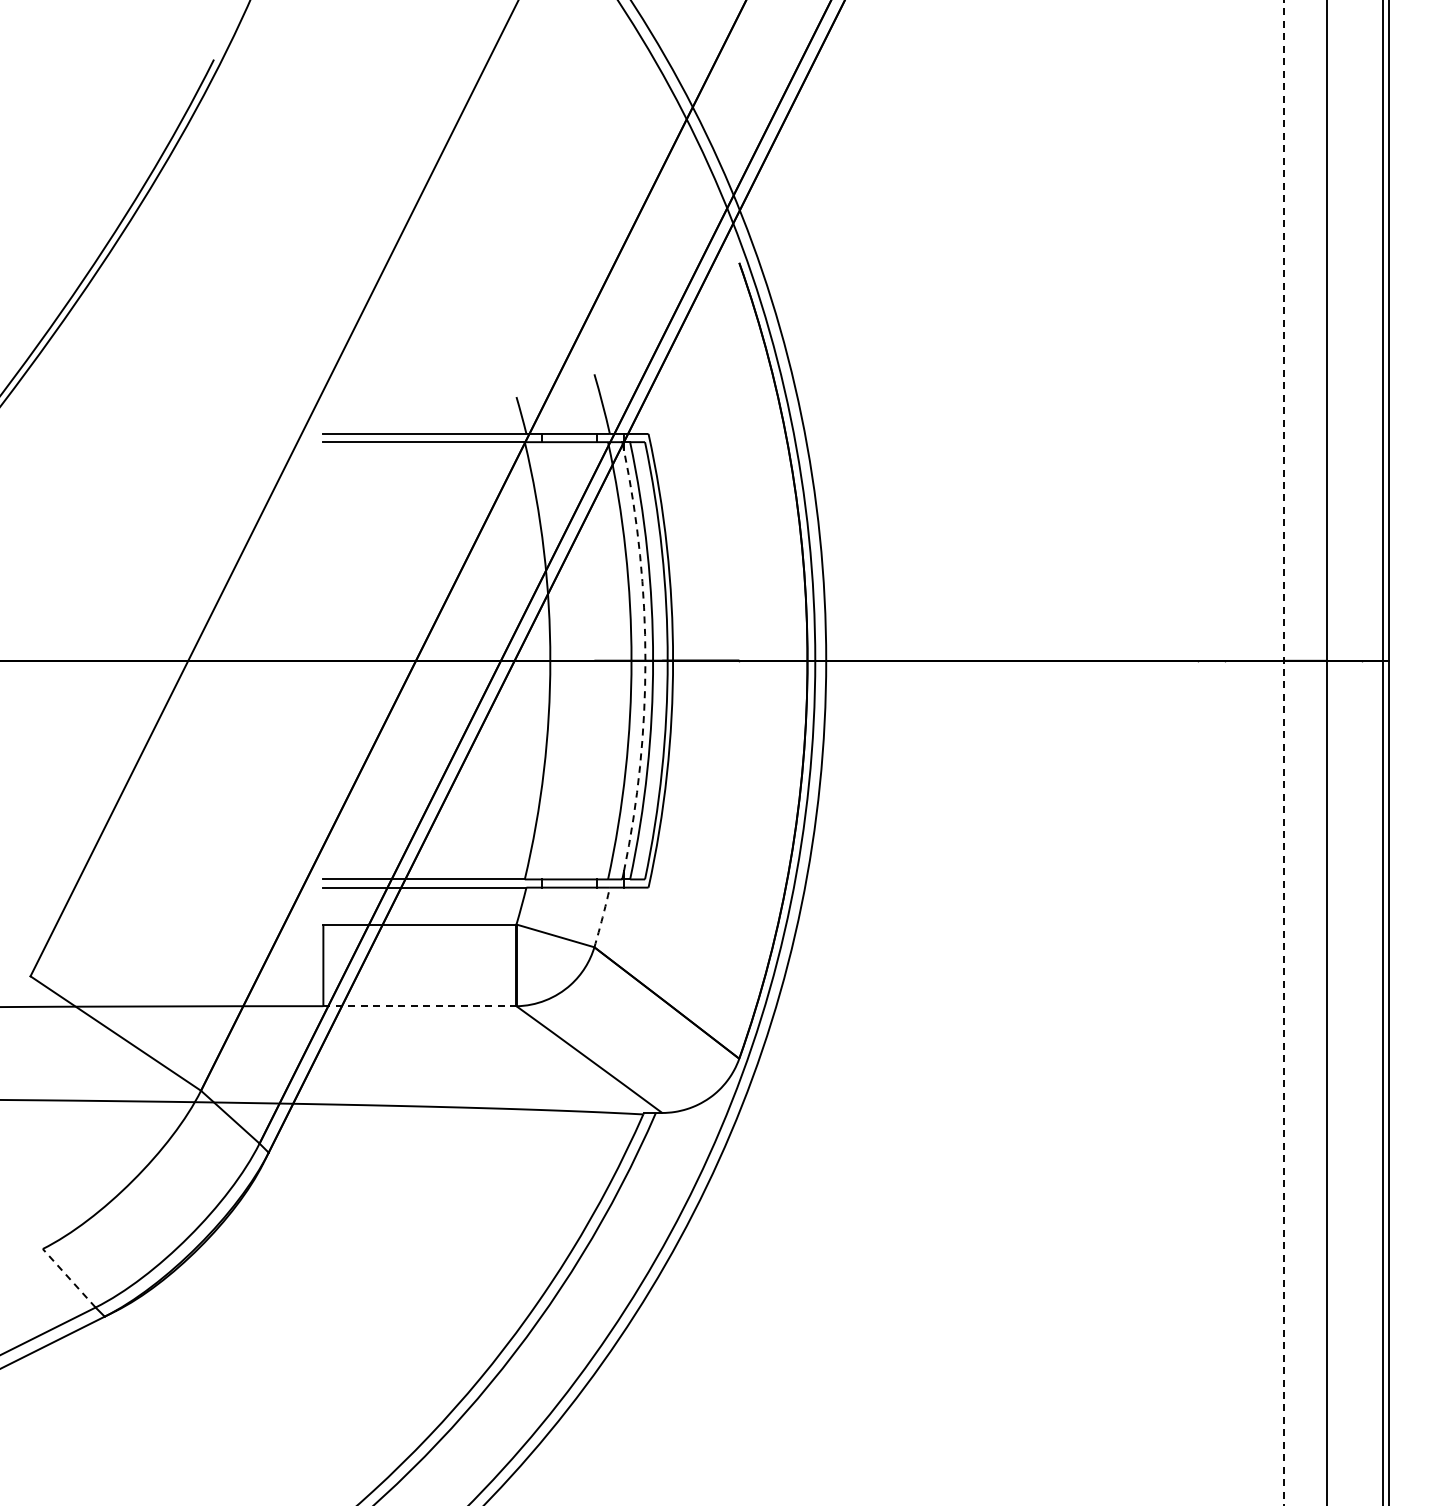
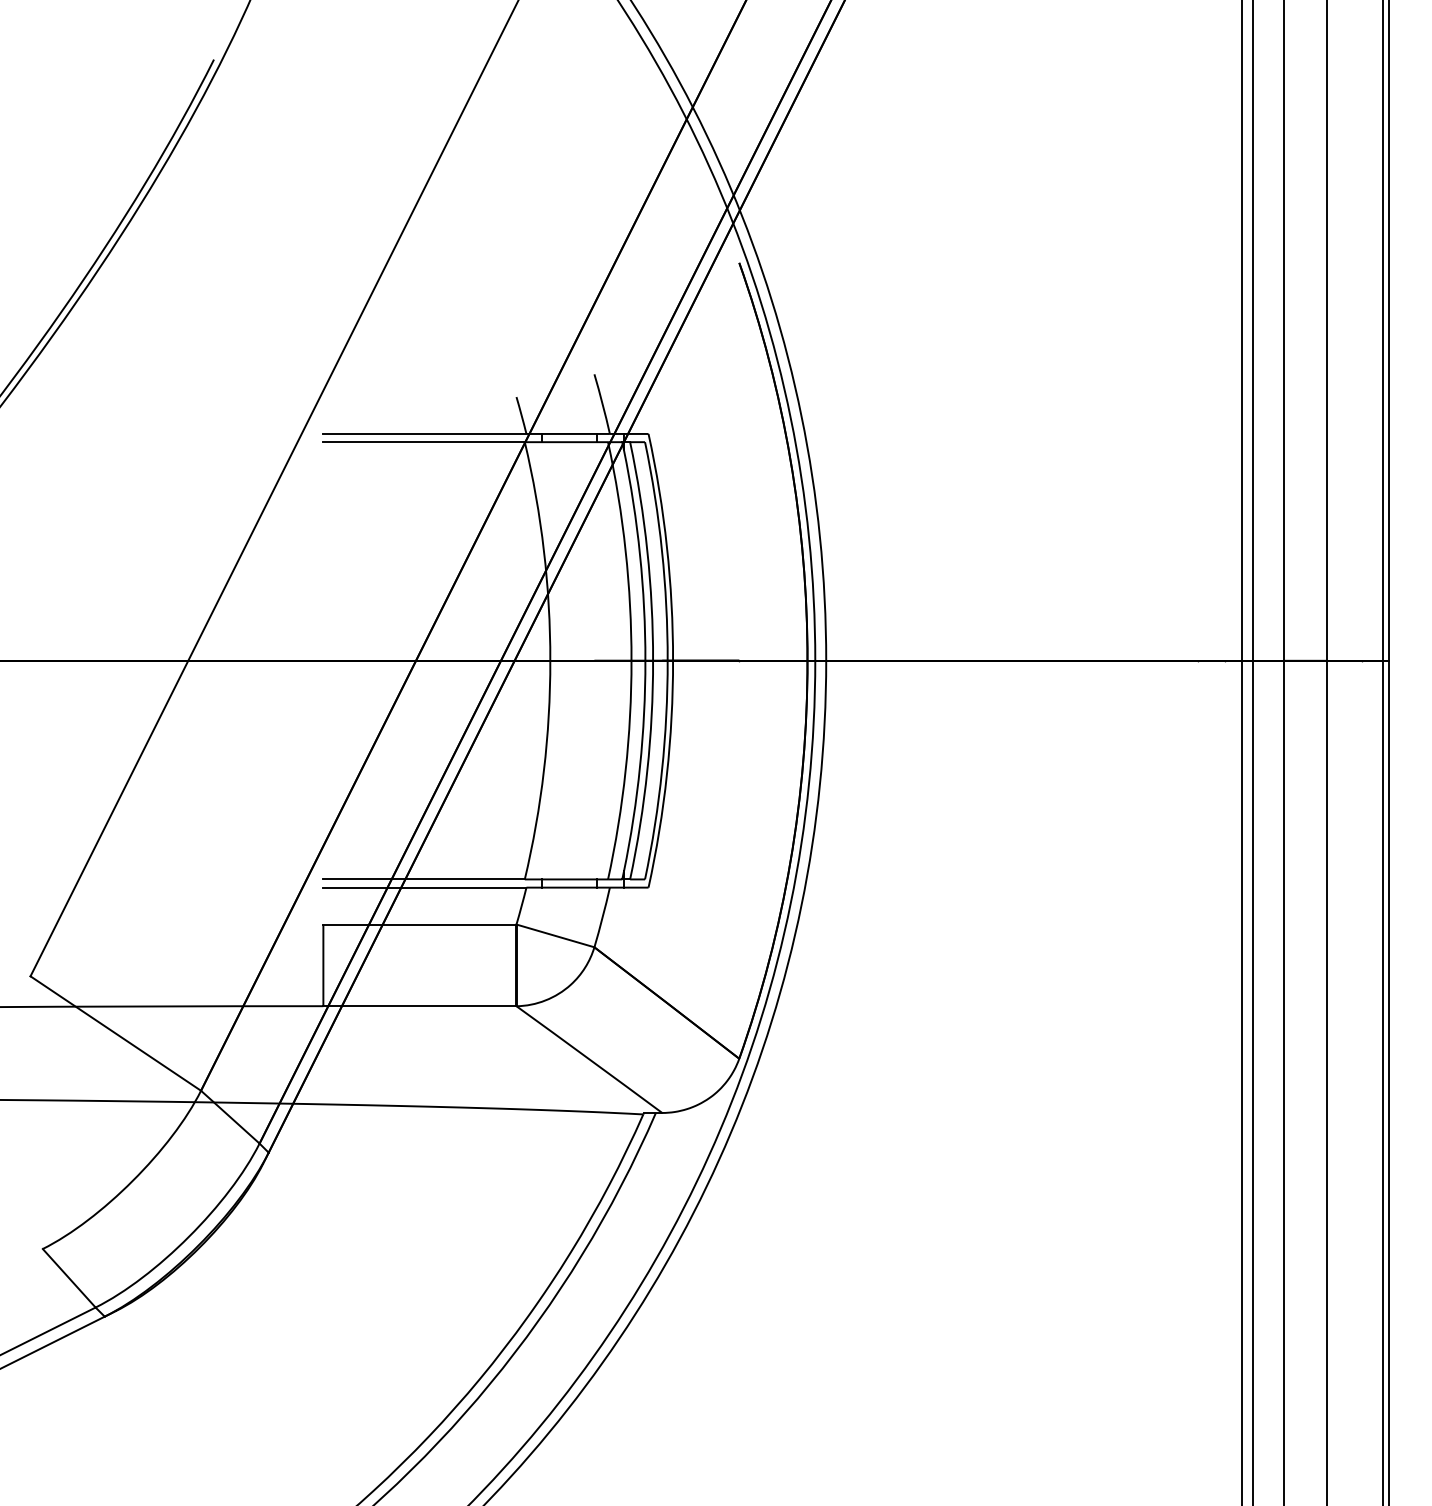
arc: dashed -> solid (645, 660)
line: none -> present (1241, 752)
line: none -> present (1252, 752)
line: dashed -> solid (1284, 753)
arc: dashed -> solid (602, 917)
line: dashed -> solid (419, 1006)
line: dashed -> solid (68, 1277)
